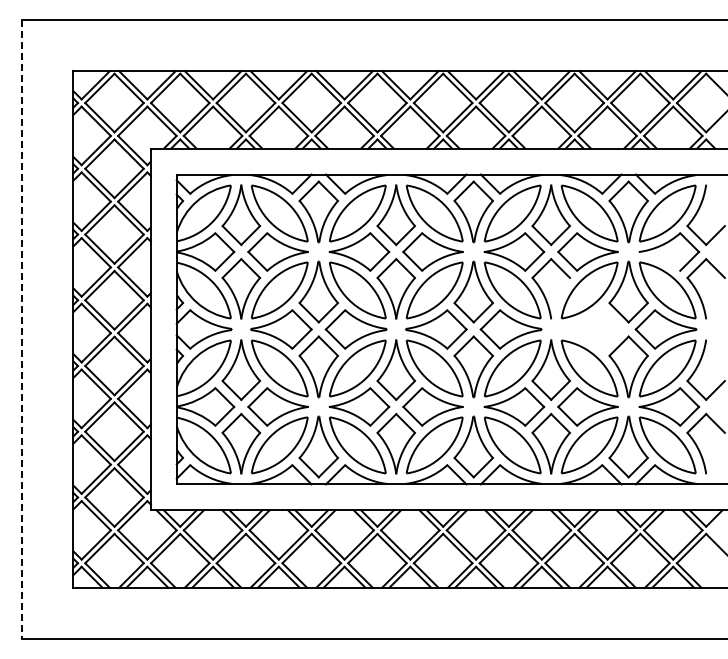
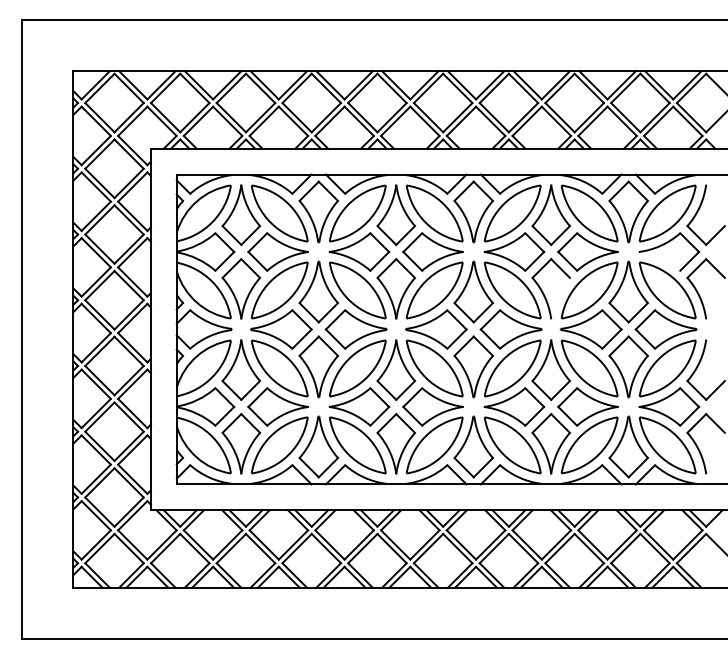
line: dashed -> solid (21, 329)
part: none -> present (590, 329)
